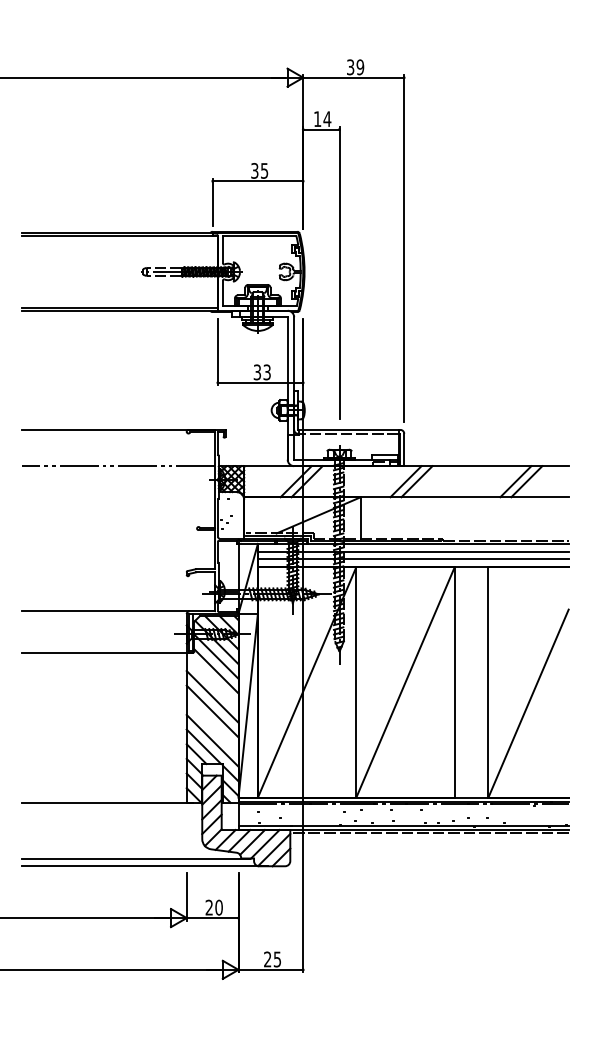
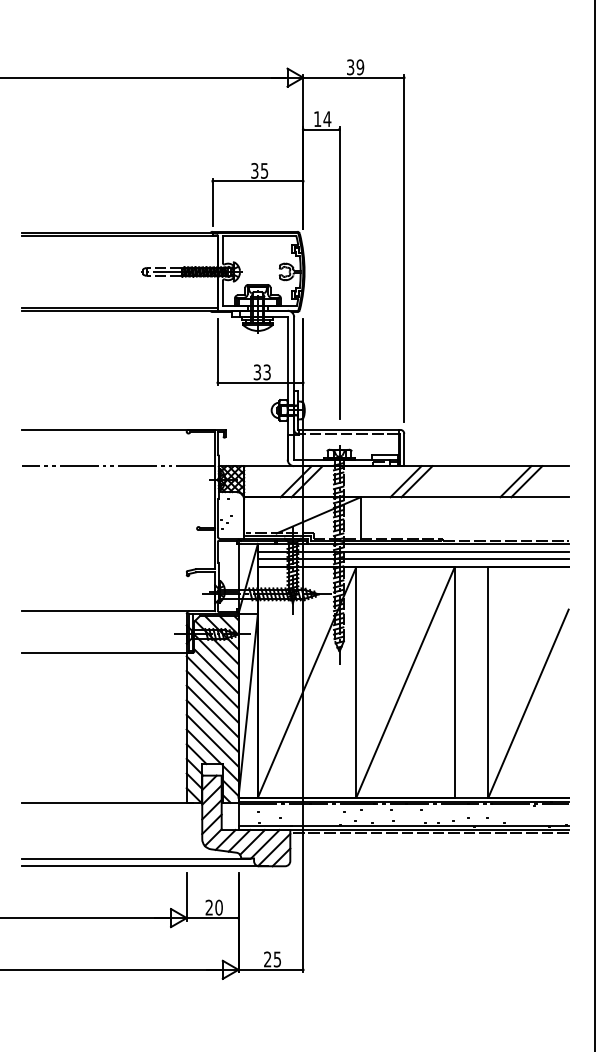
line: none -> present (594, 525)
line: none -> present (212, 682)
line: none -> present (212, 726)
